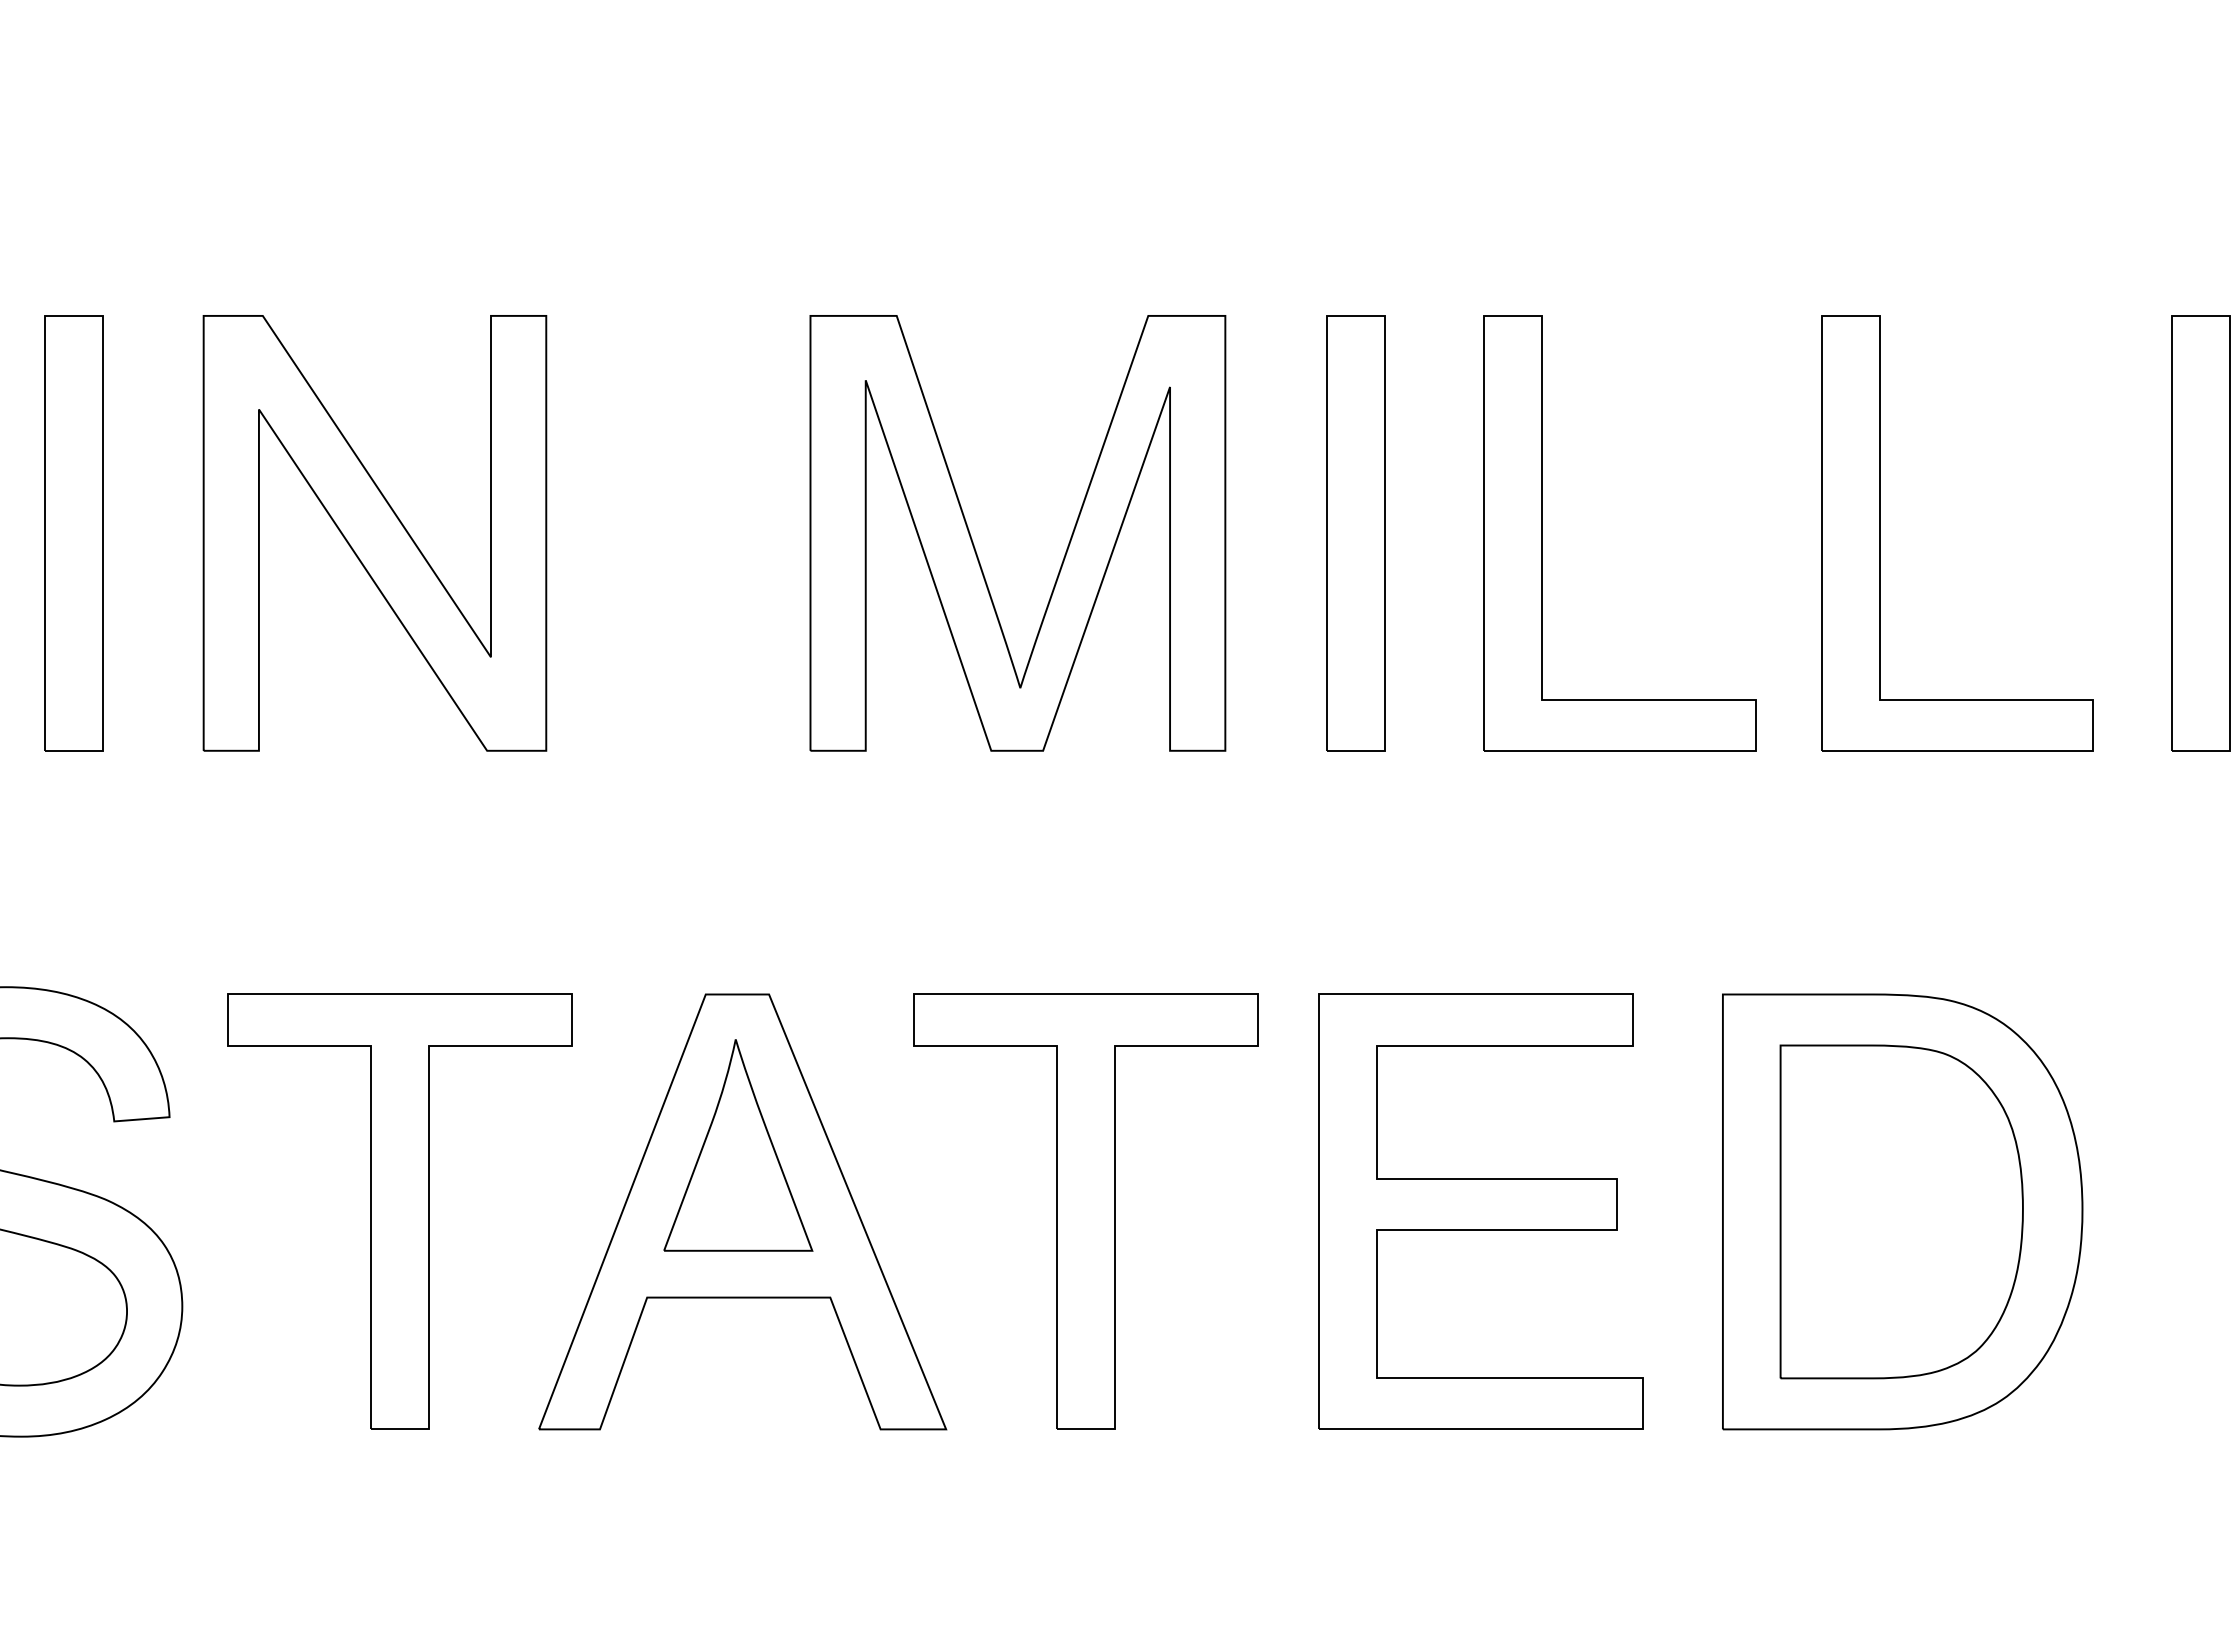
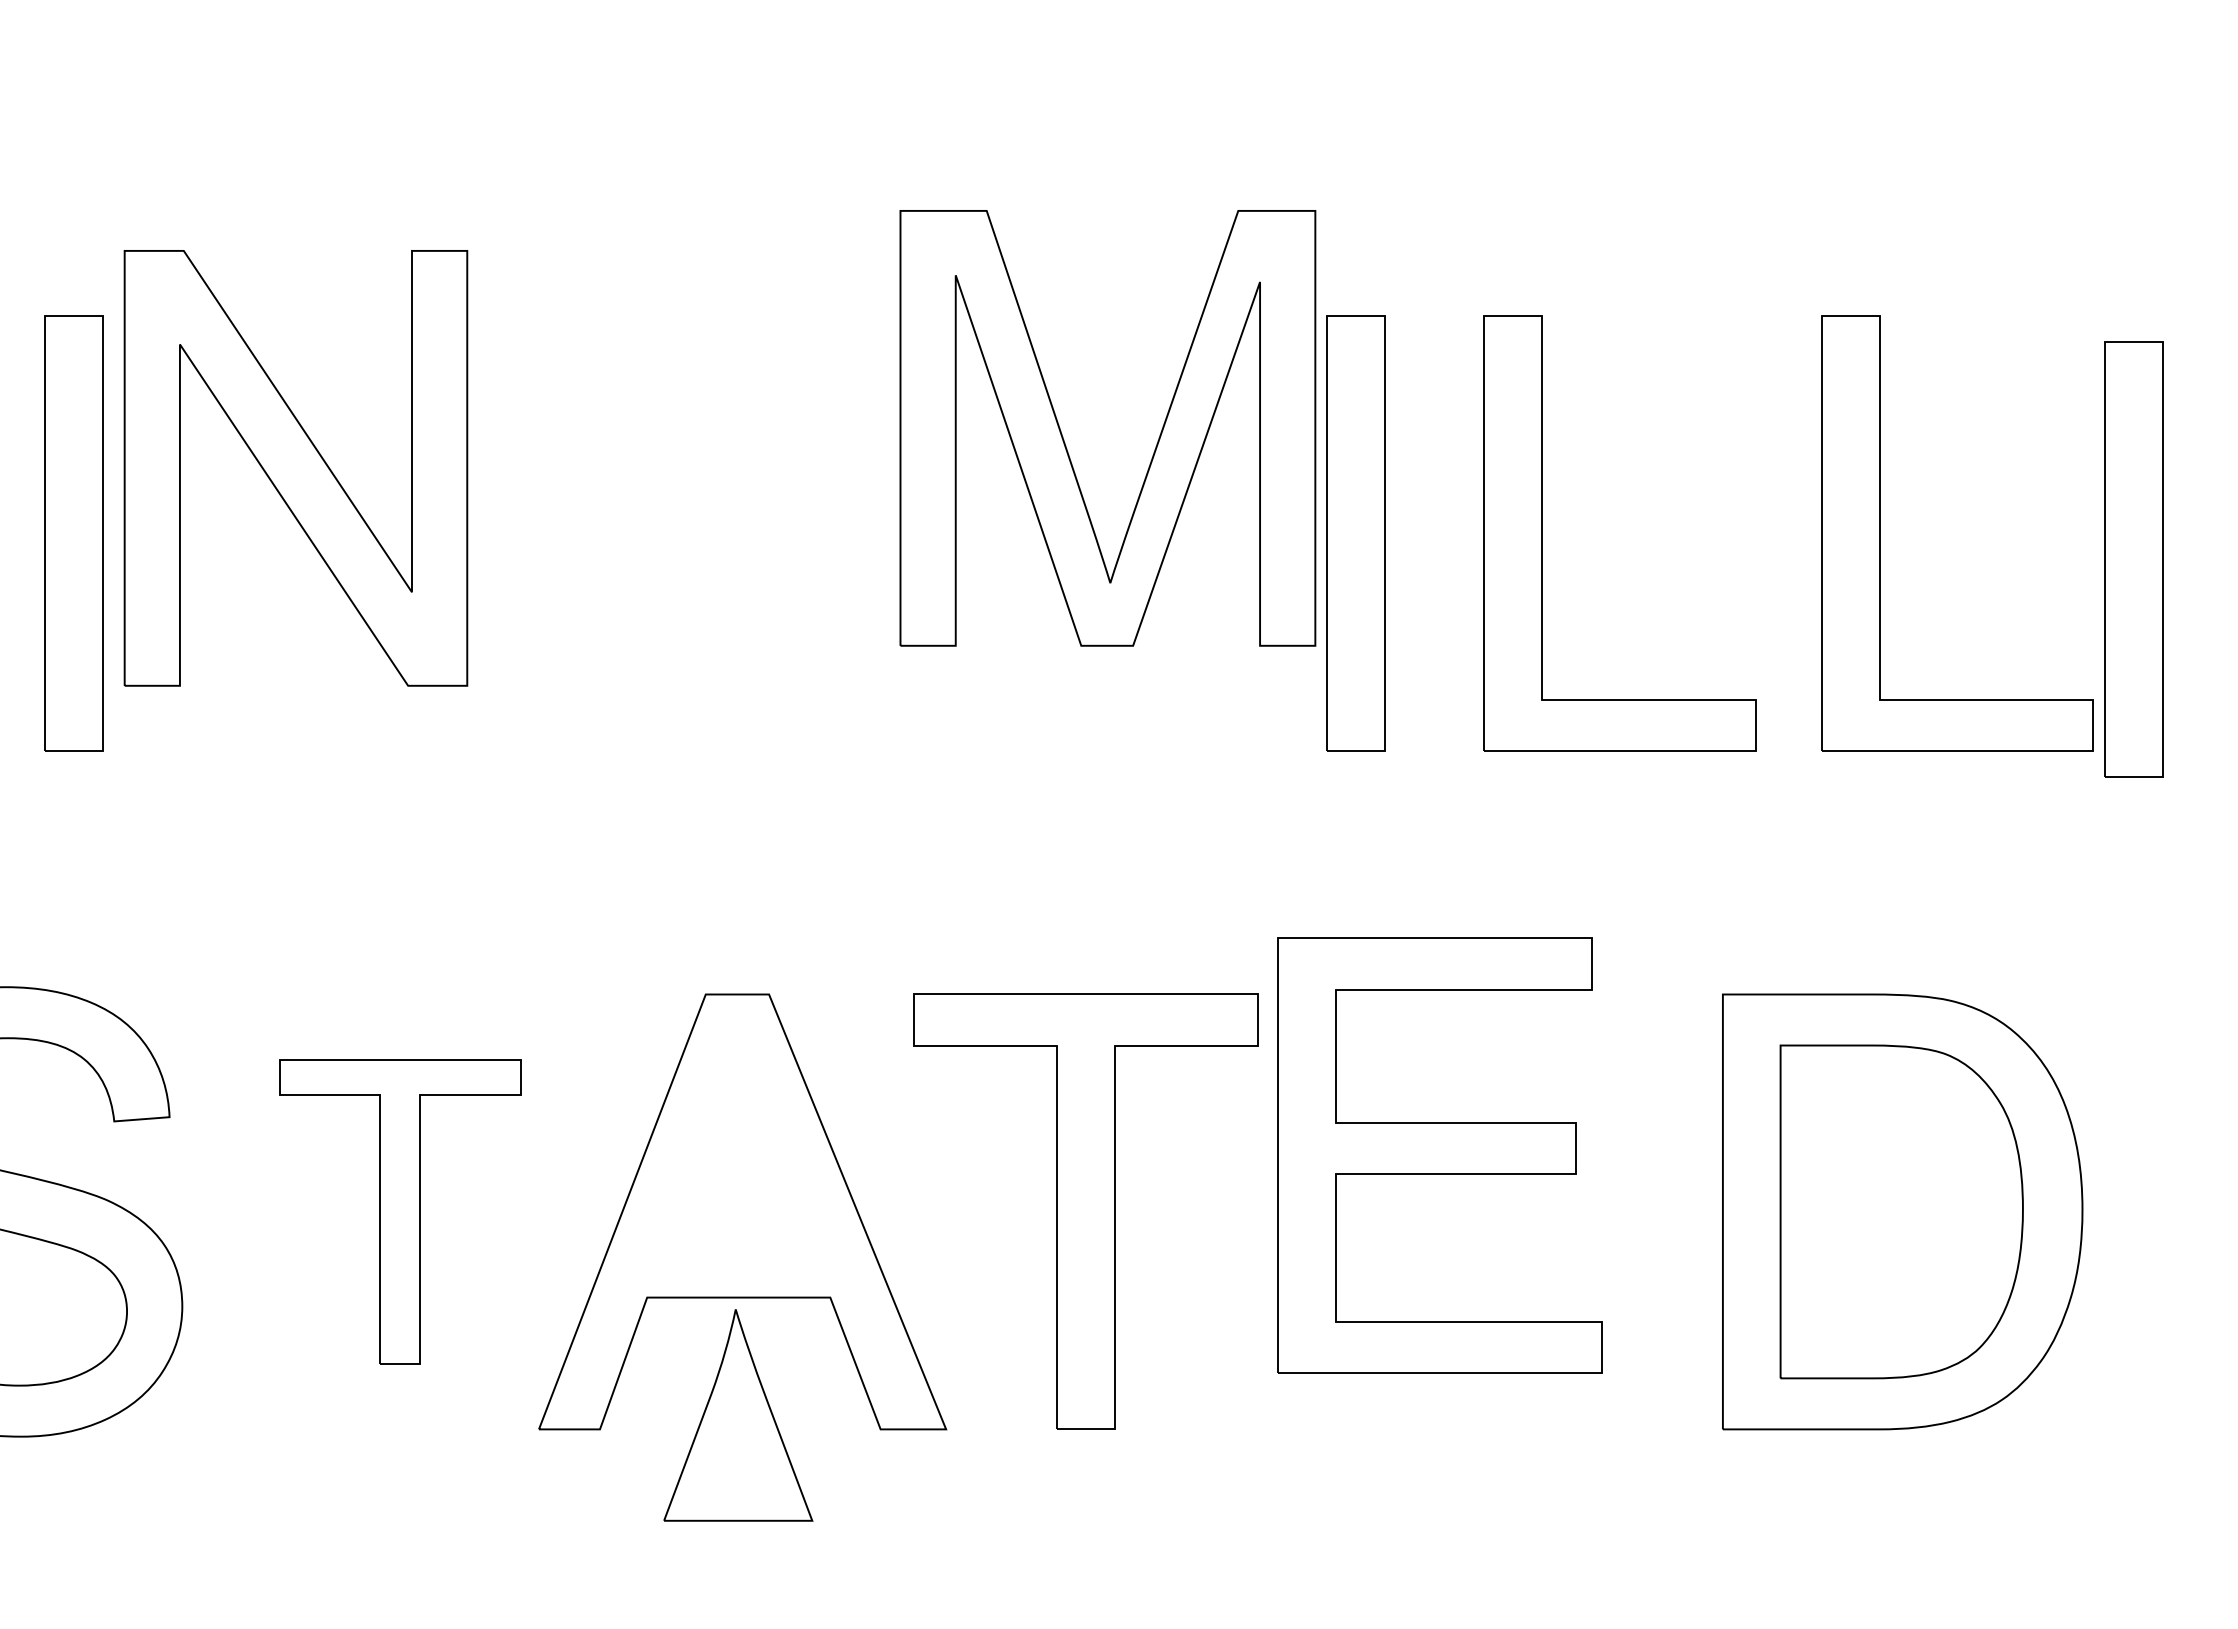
part position: (374, 533) -> (295, 468) (295, 468)
part position: (2200, 533) -> (2133, 559) (2133, 559)
part position: (975, 547) -> (1065, 442) (1065, 442)
part position: (738, 1145) -> (738, 1415) (738, 1415)
part size: 346x437 px -> 243x306 px (400, 1211)
part position: (1480, 1211) -> (1439, 1155) (1439, 1155)
